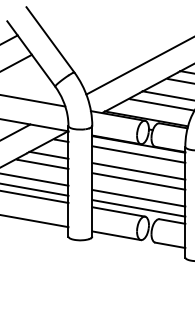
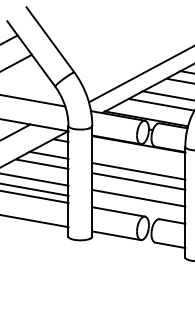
line position: (138, 66) -> (140, 74) (140, 74)
line: present -> none (138, 154)
line: present -> none (138, 208)
